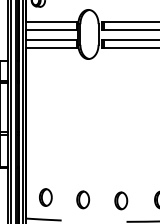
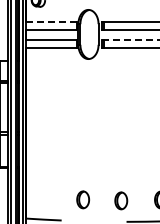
line: solid -> dashed (50, 21)
line: solid -> dashed (130, 39)
part: present -> none (45, 197)
